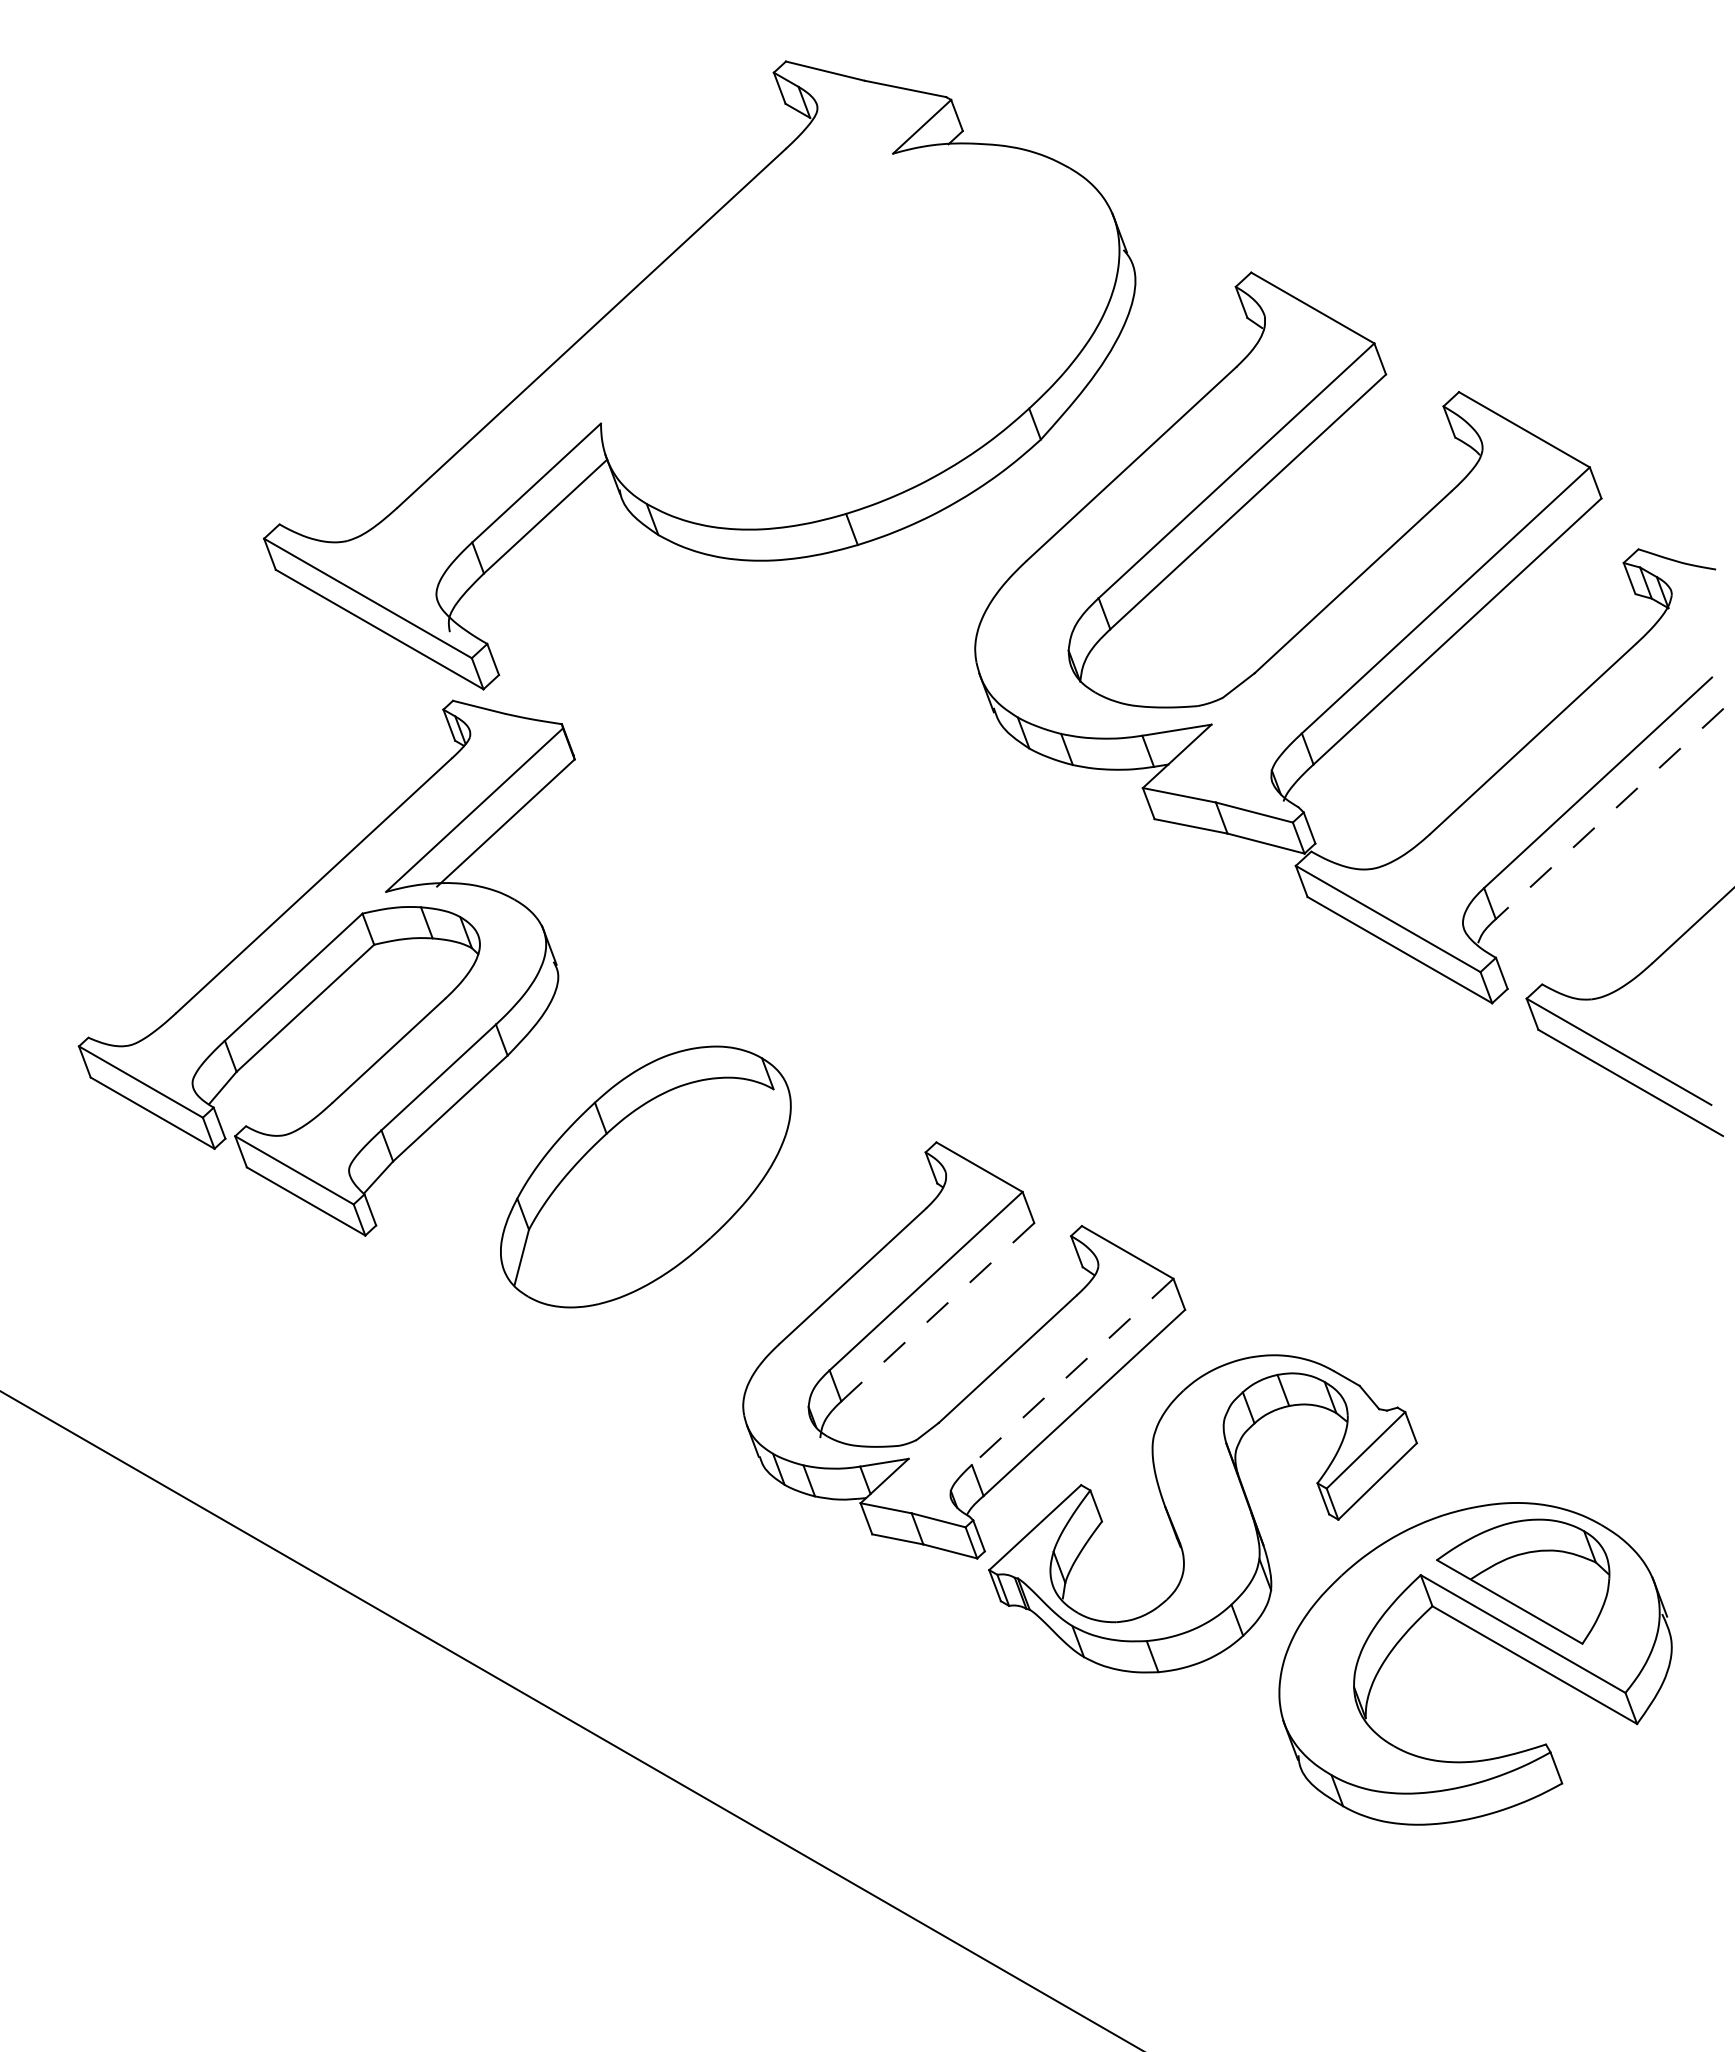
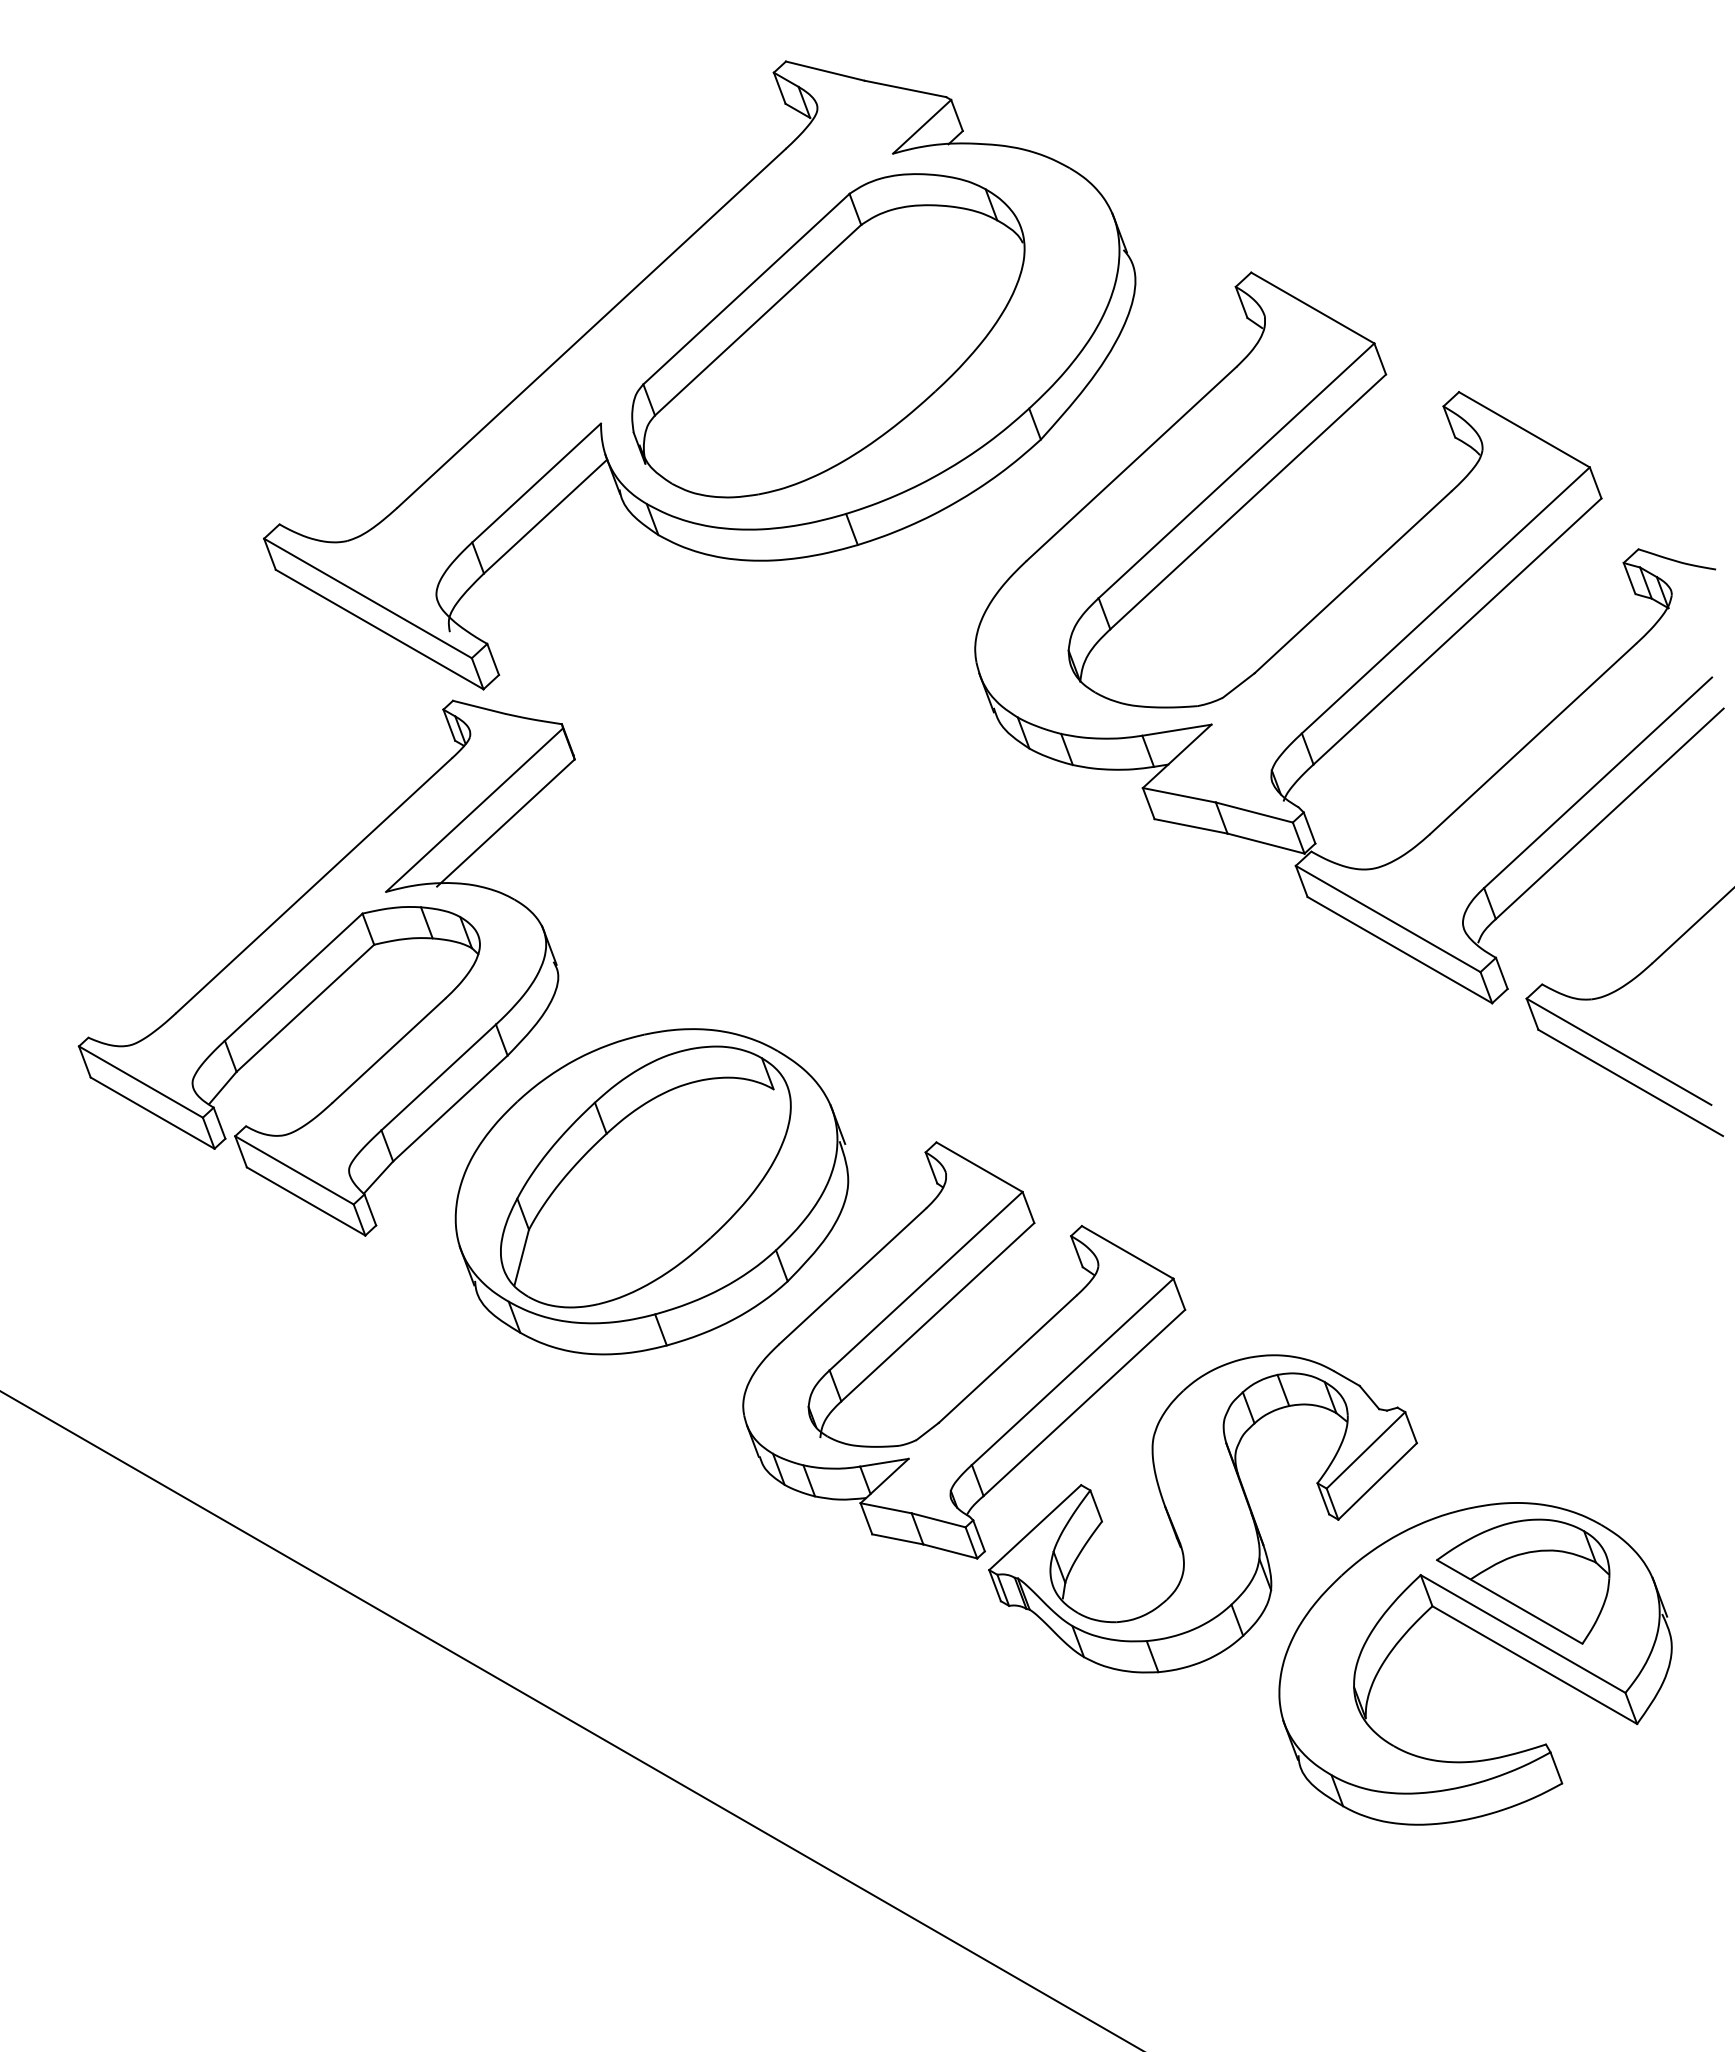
part: none -> present (828, 335)
line: dashed -> solid (1609, 814)
part: none -> present (651, 1191)
line: dashed -> solid (937, 1312)
line: dashed -> solid (1072, 1372)
